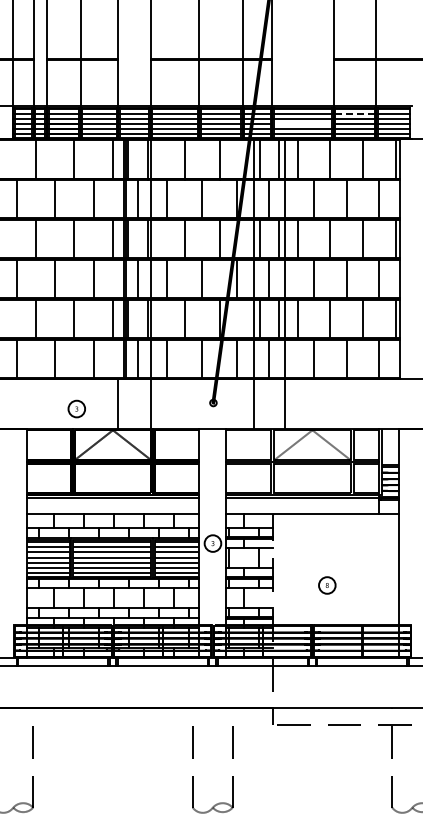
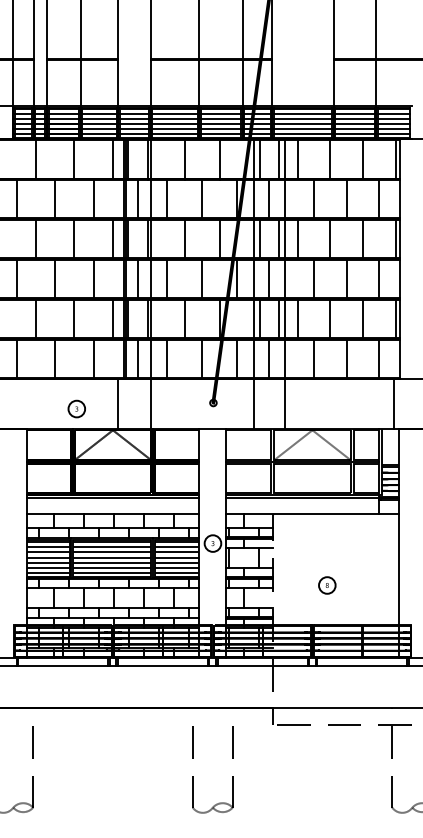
line: dashed -> solid (355, 114)
line: none -> present (302, 124)
line: none -> present (393, 403)
